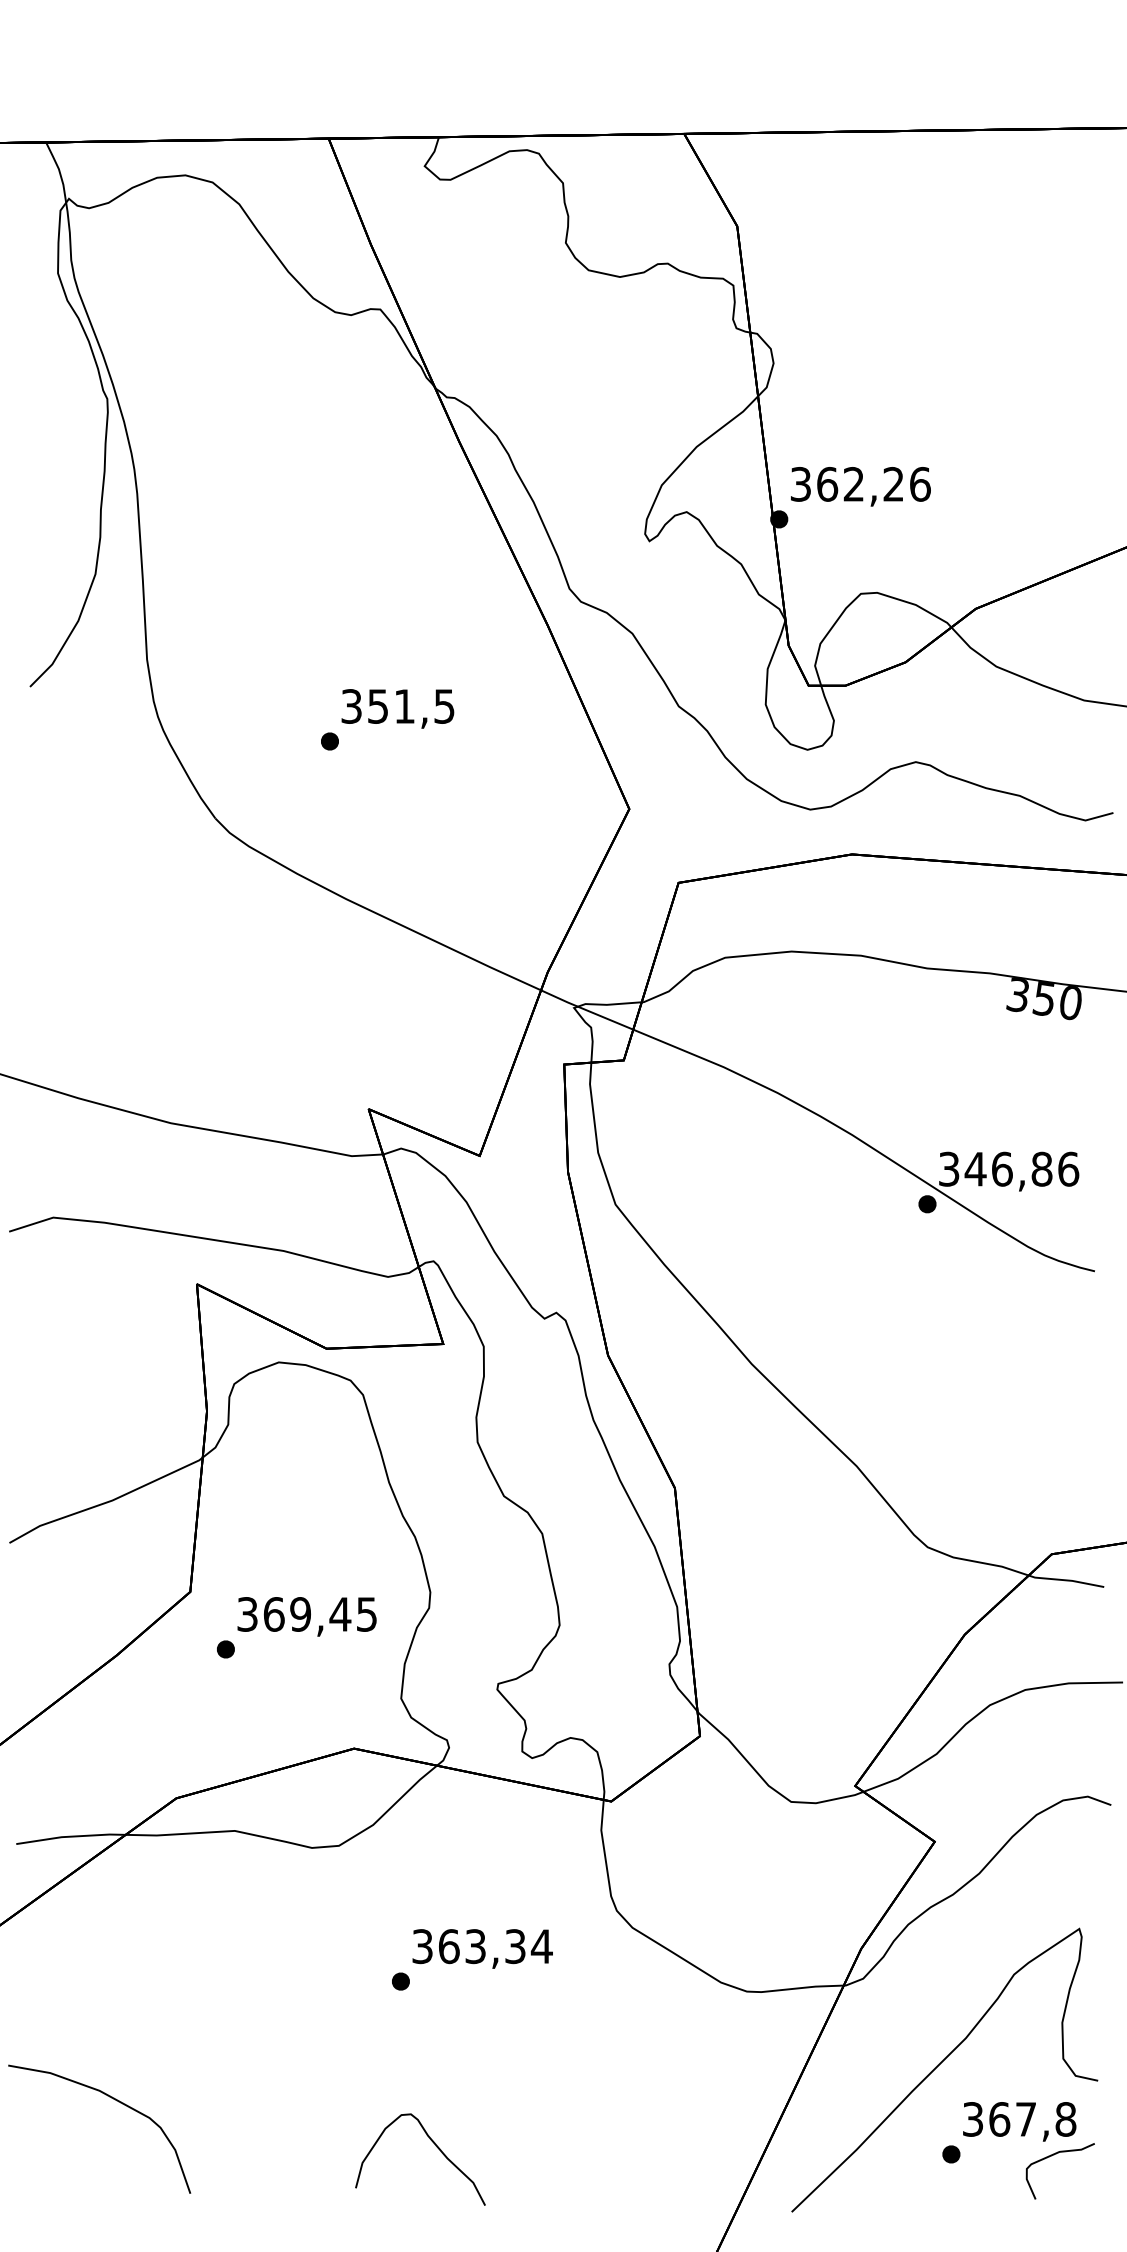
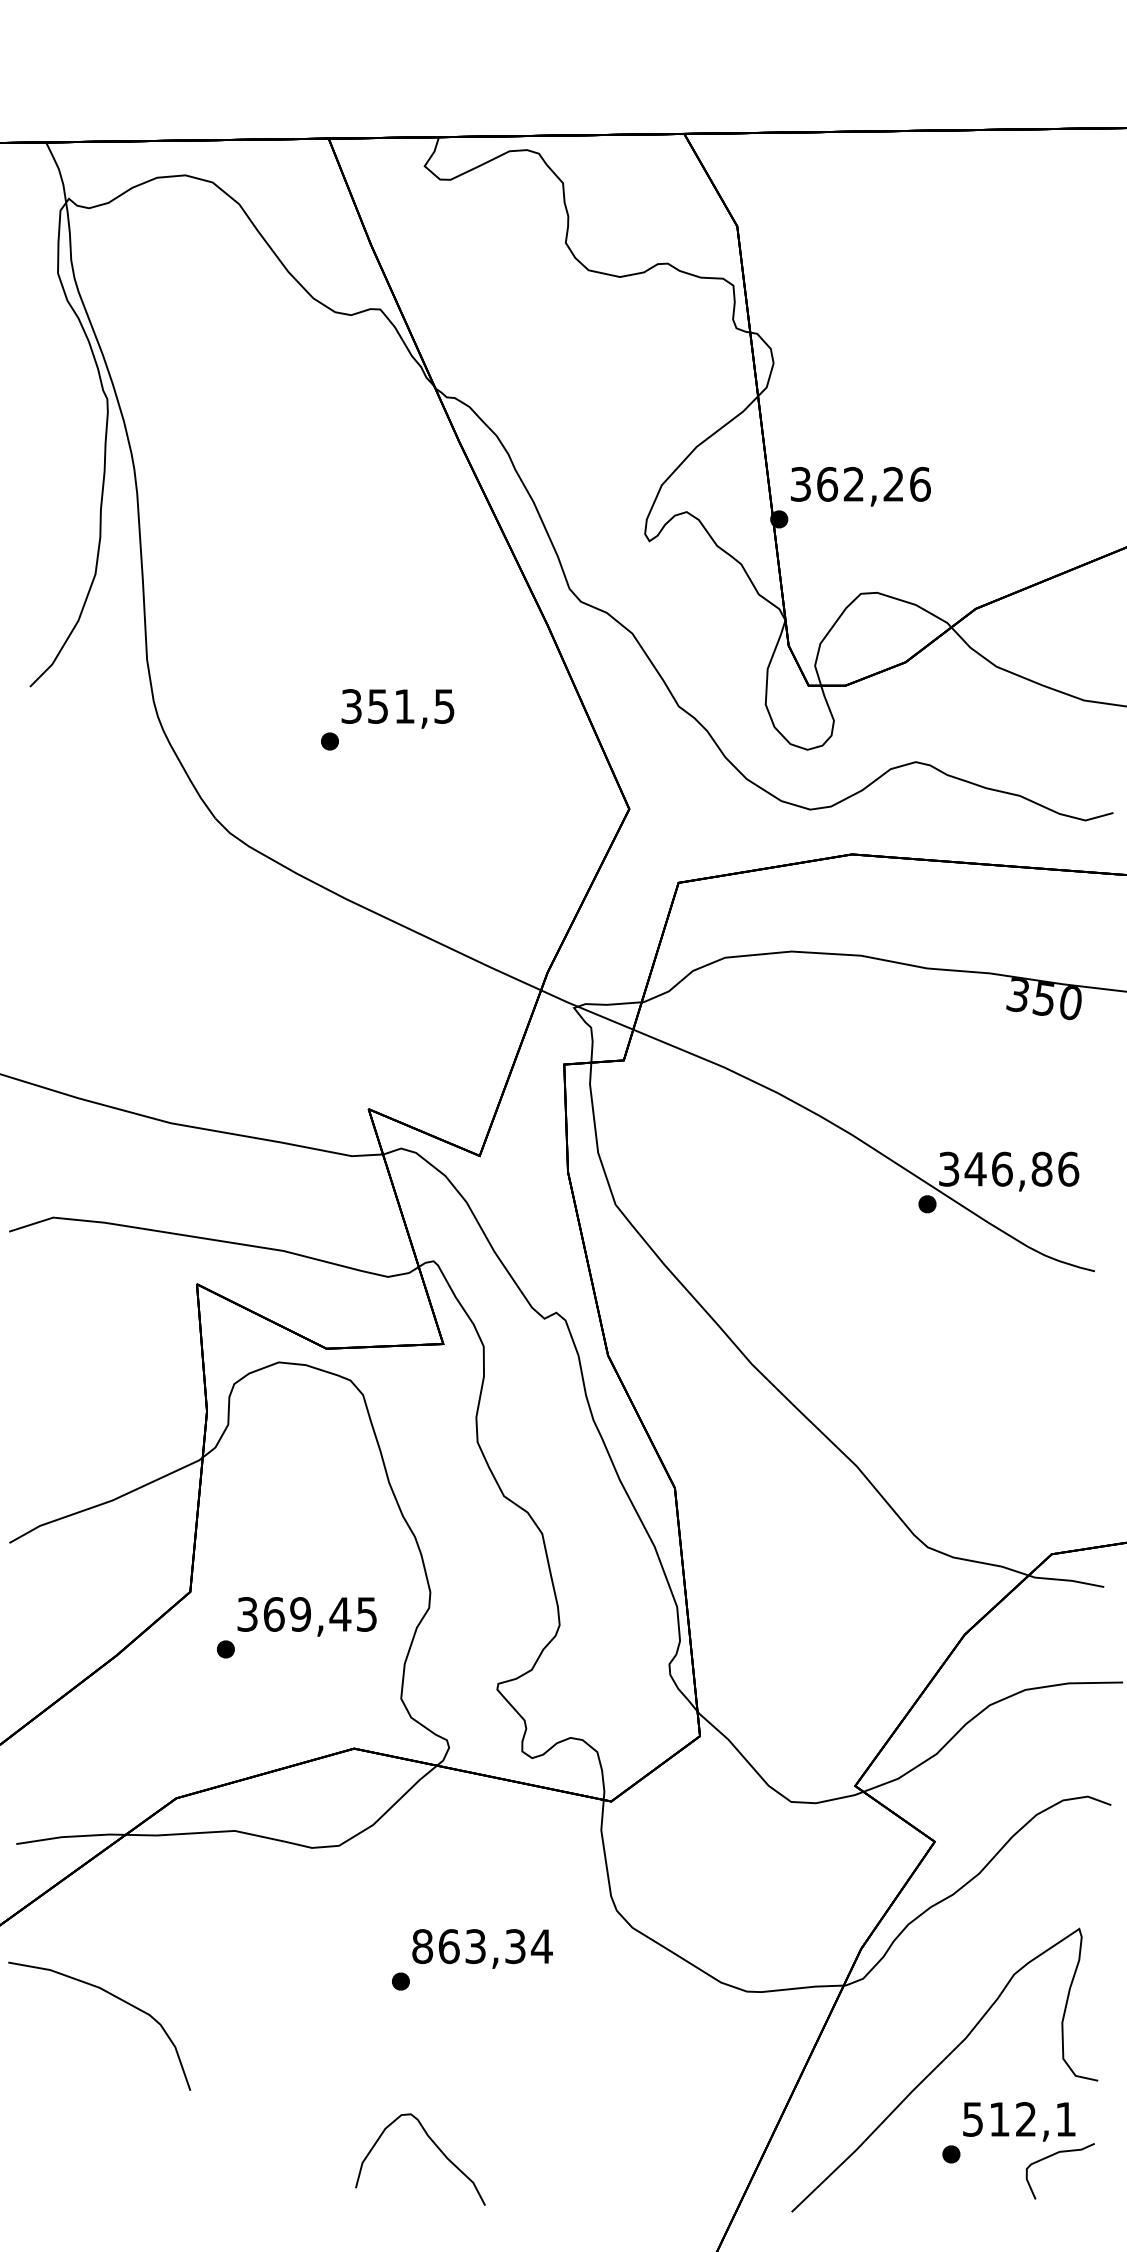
text: 363,34 -> 863,34 (422, 1946)
curve position: (116, 2101) -> (116, 1998) (116, 1998)
text: 367,8 -> 512,1 (1019, 2119)
